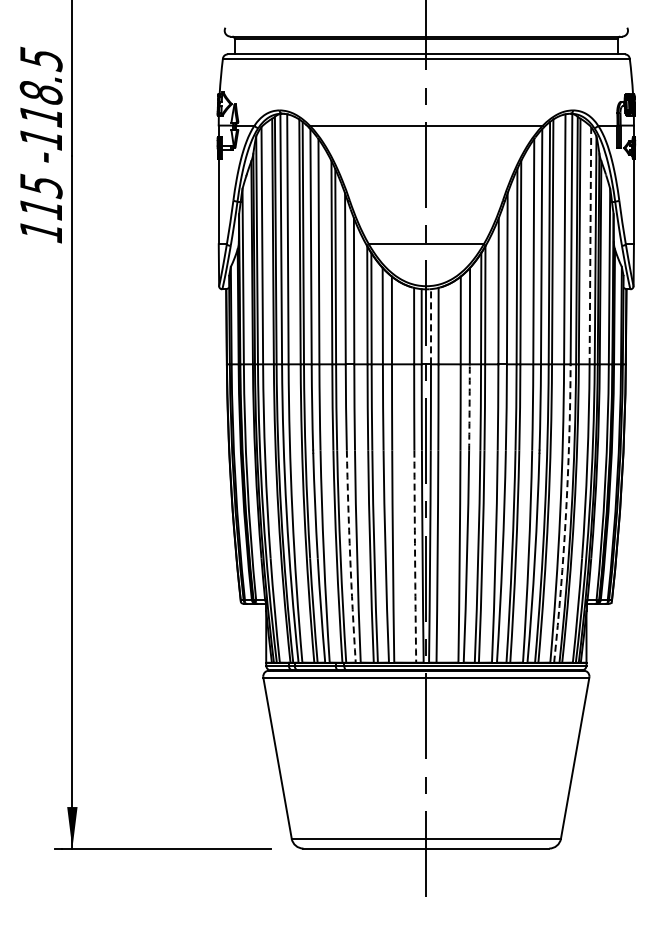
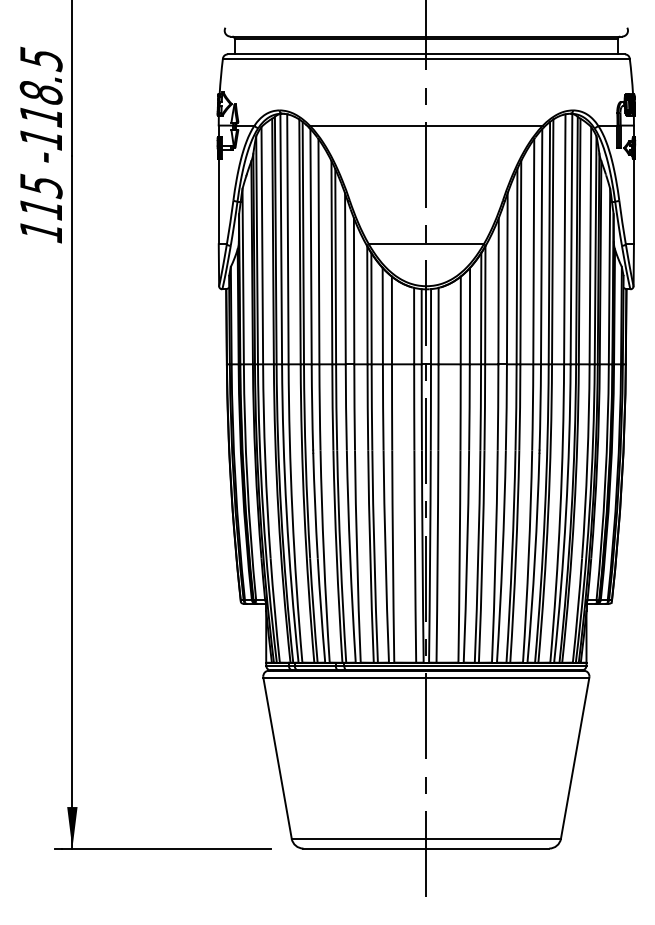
line: dashed -> solid (590, 245)
line: dashed -> solid (431, 326)
arc: dashed -> solid (469, 407)
arc: dashed -> solid (566, 513)
arc: dashed -> solid (350, 556)
arc: dashed -> solid (415, 556)
